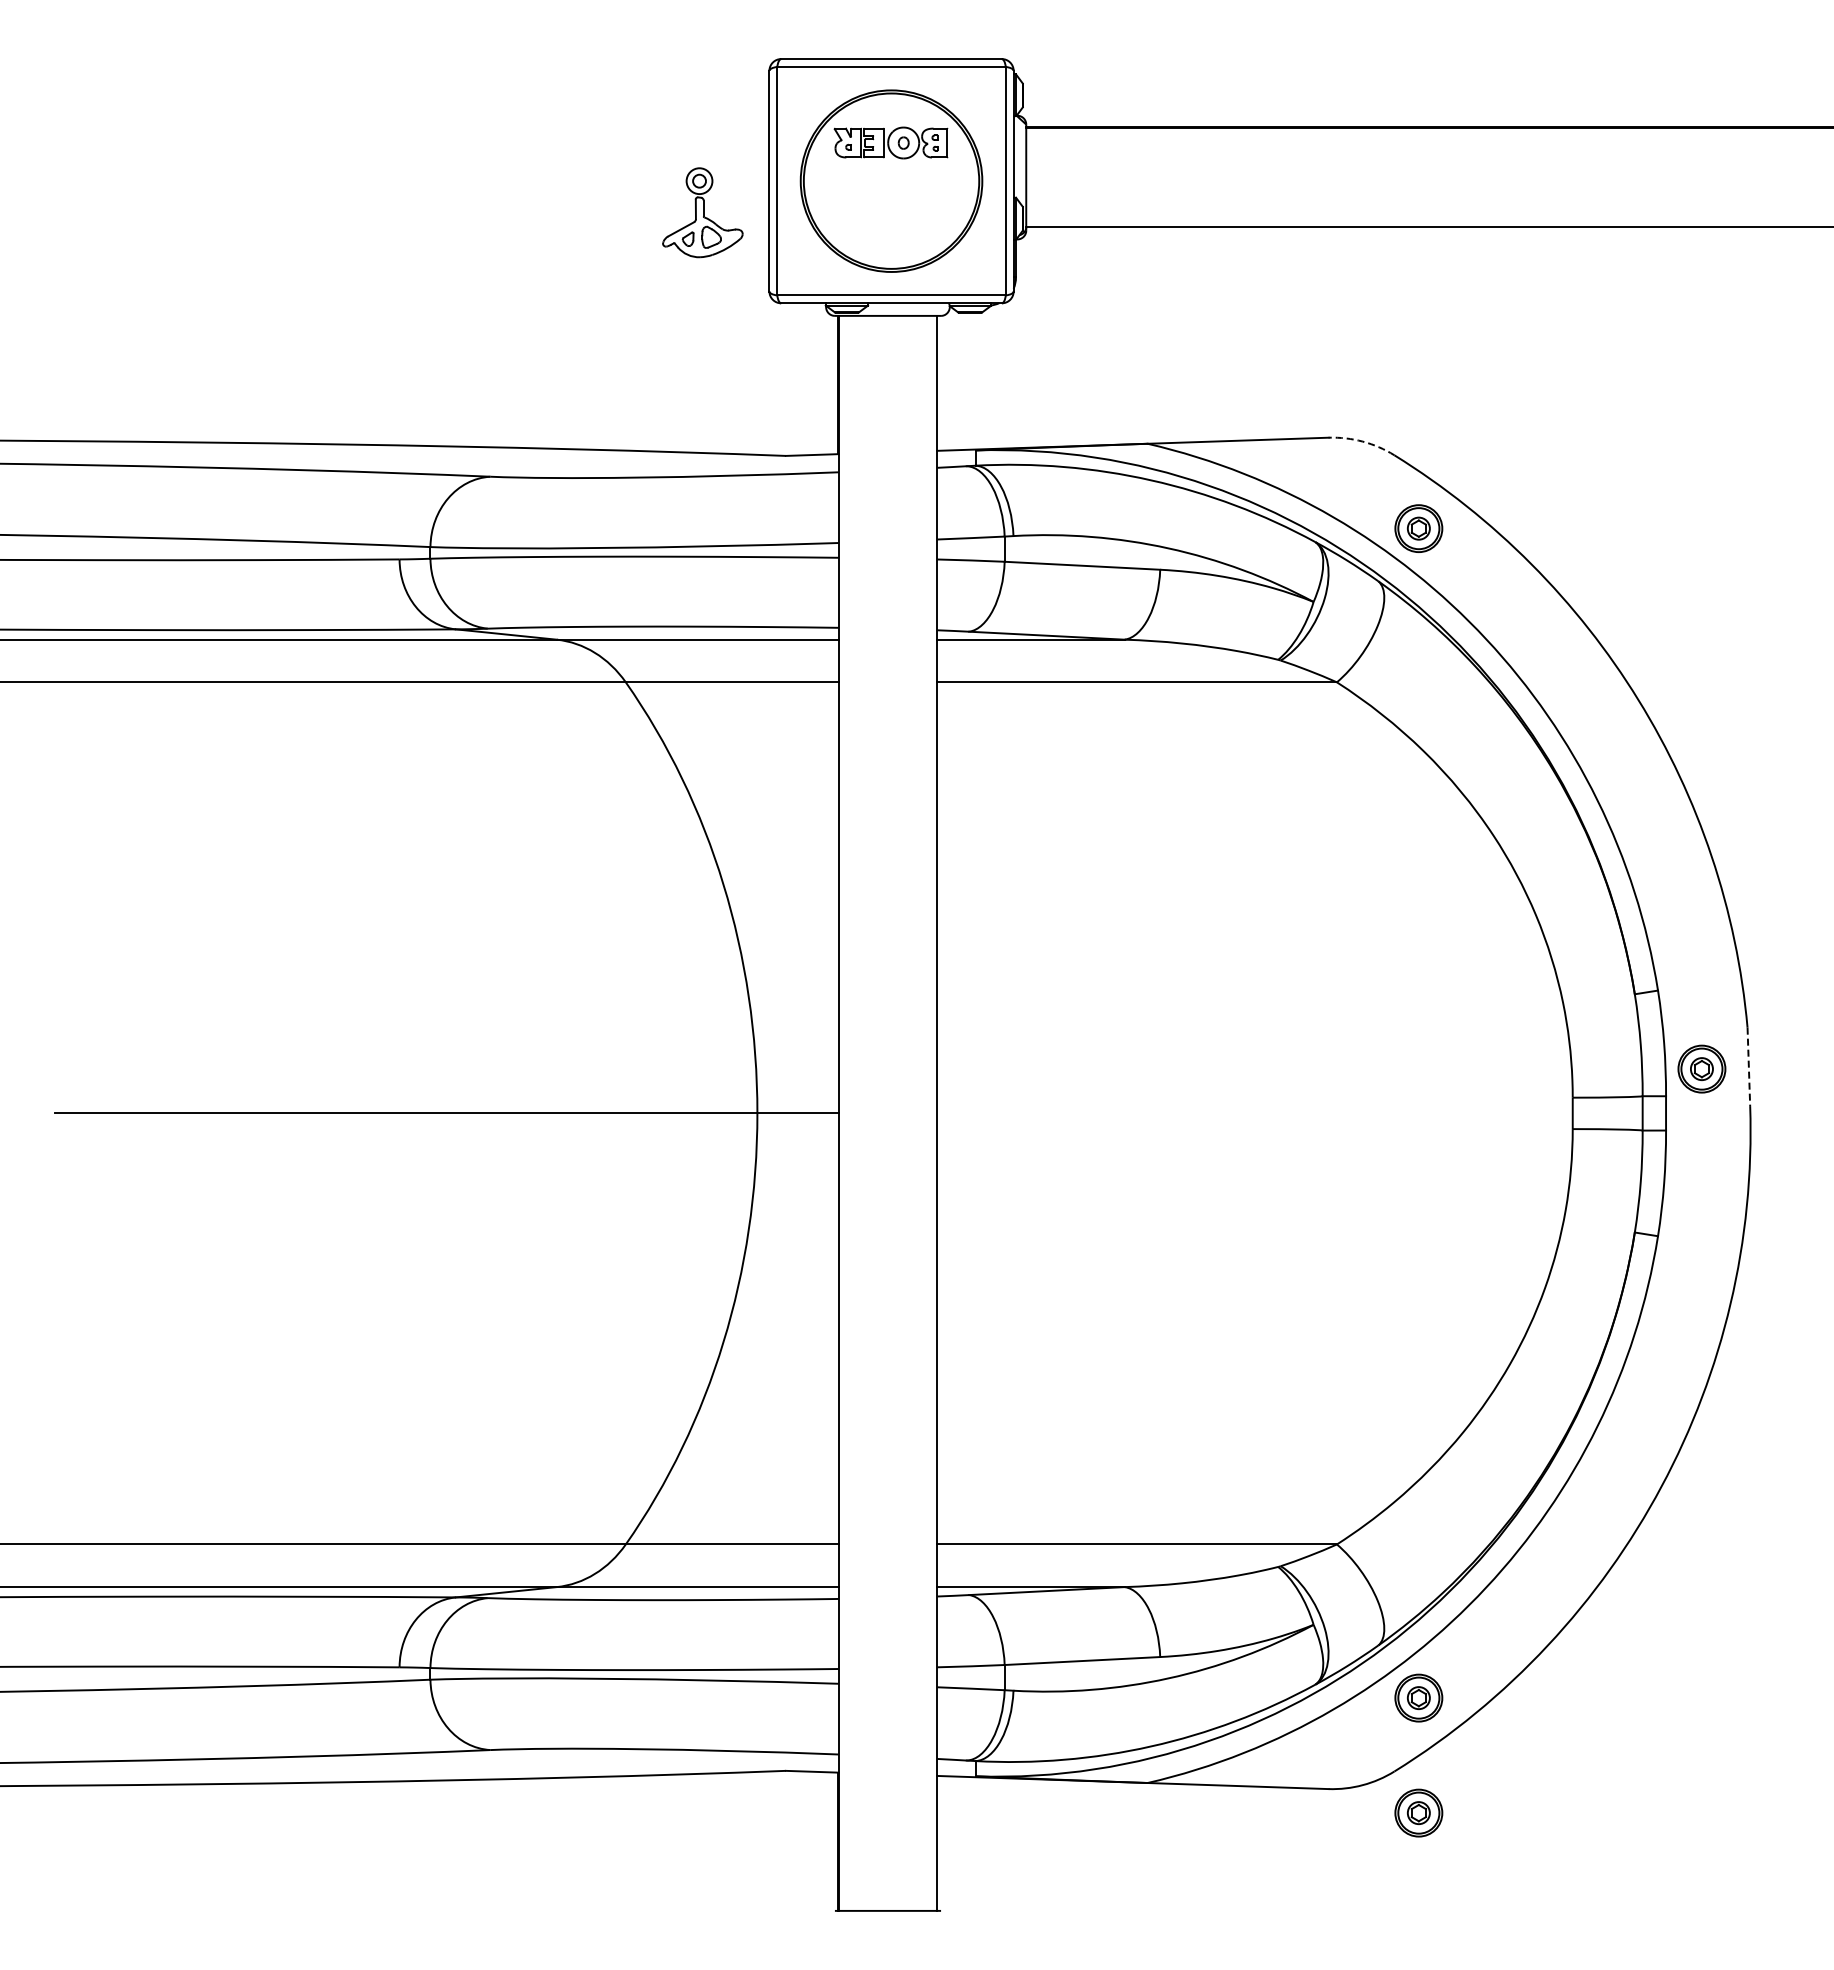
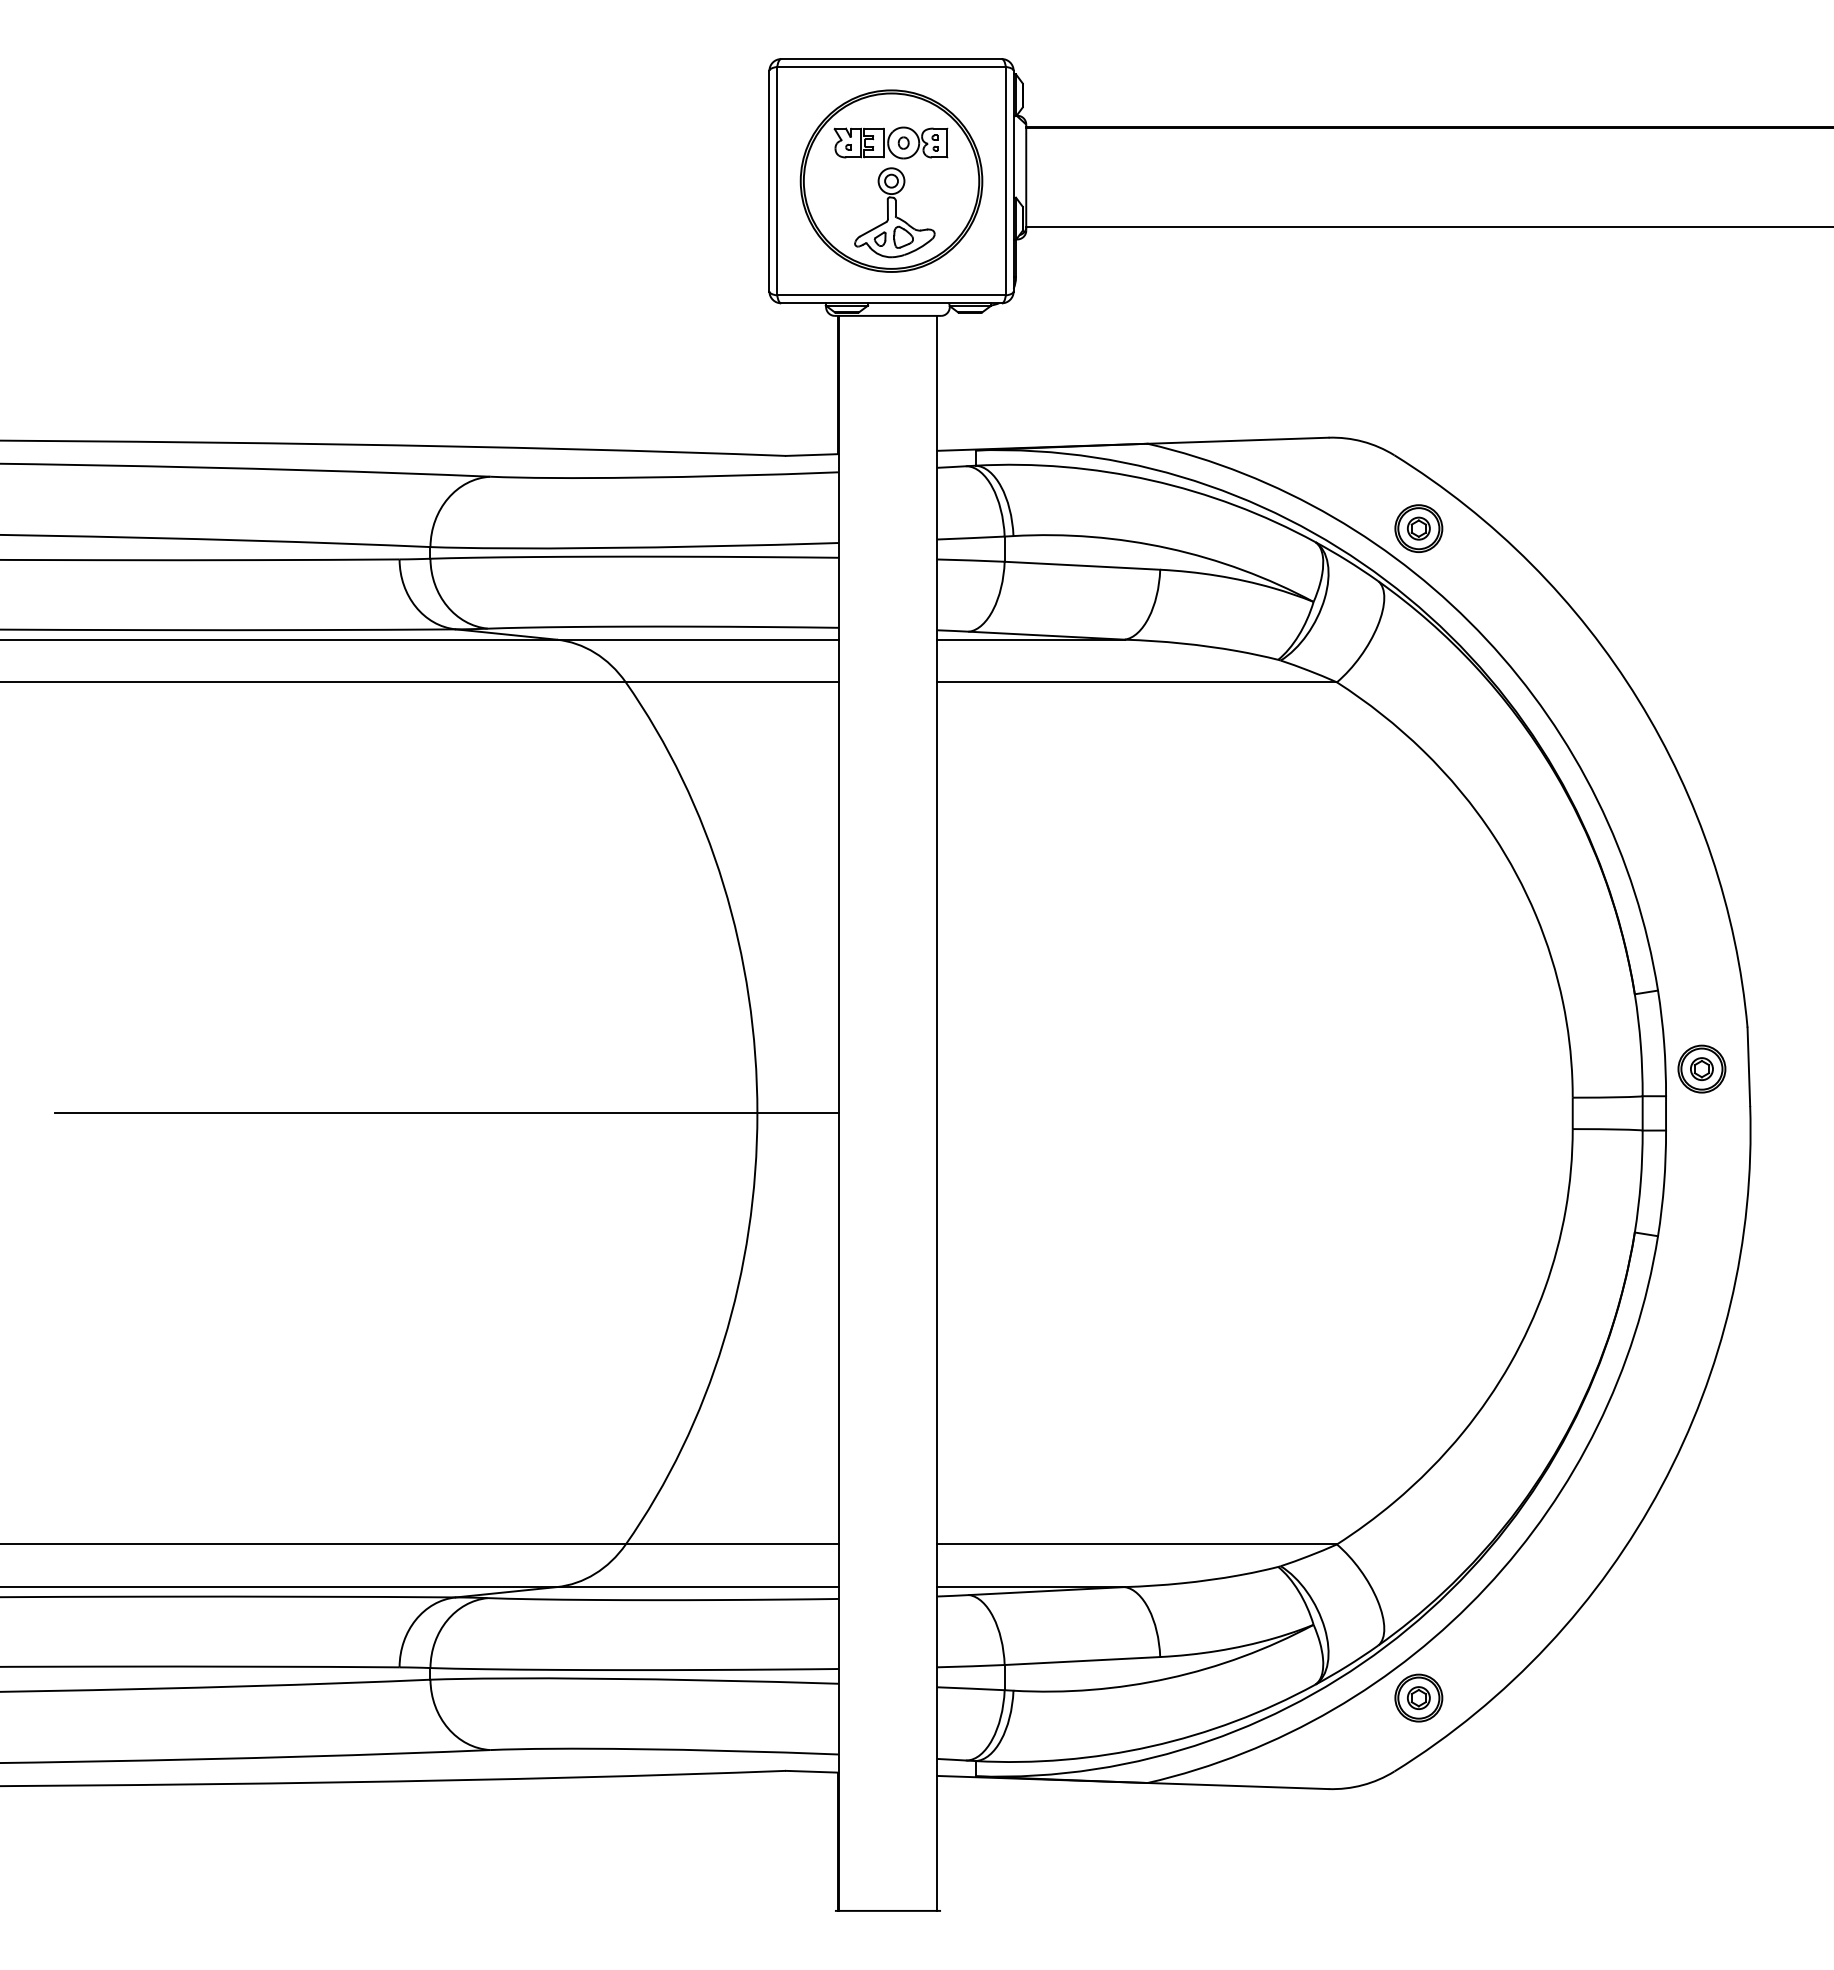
part position: (702, 212) -> (894, 212) (894, 212)
arc: dashed -> solid (1362, 441)
line: dashed -> solid (1748, 1067)
part: present -> none (1418, 1812)
